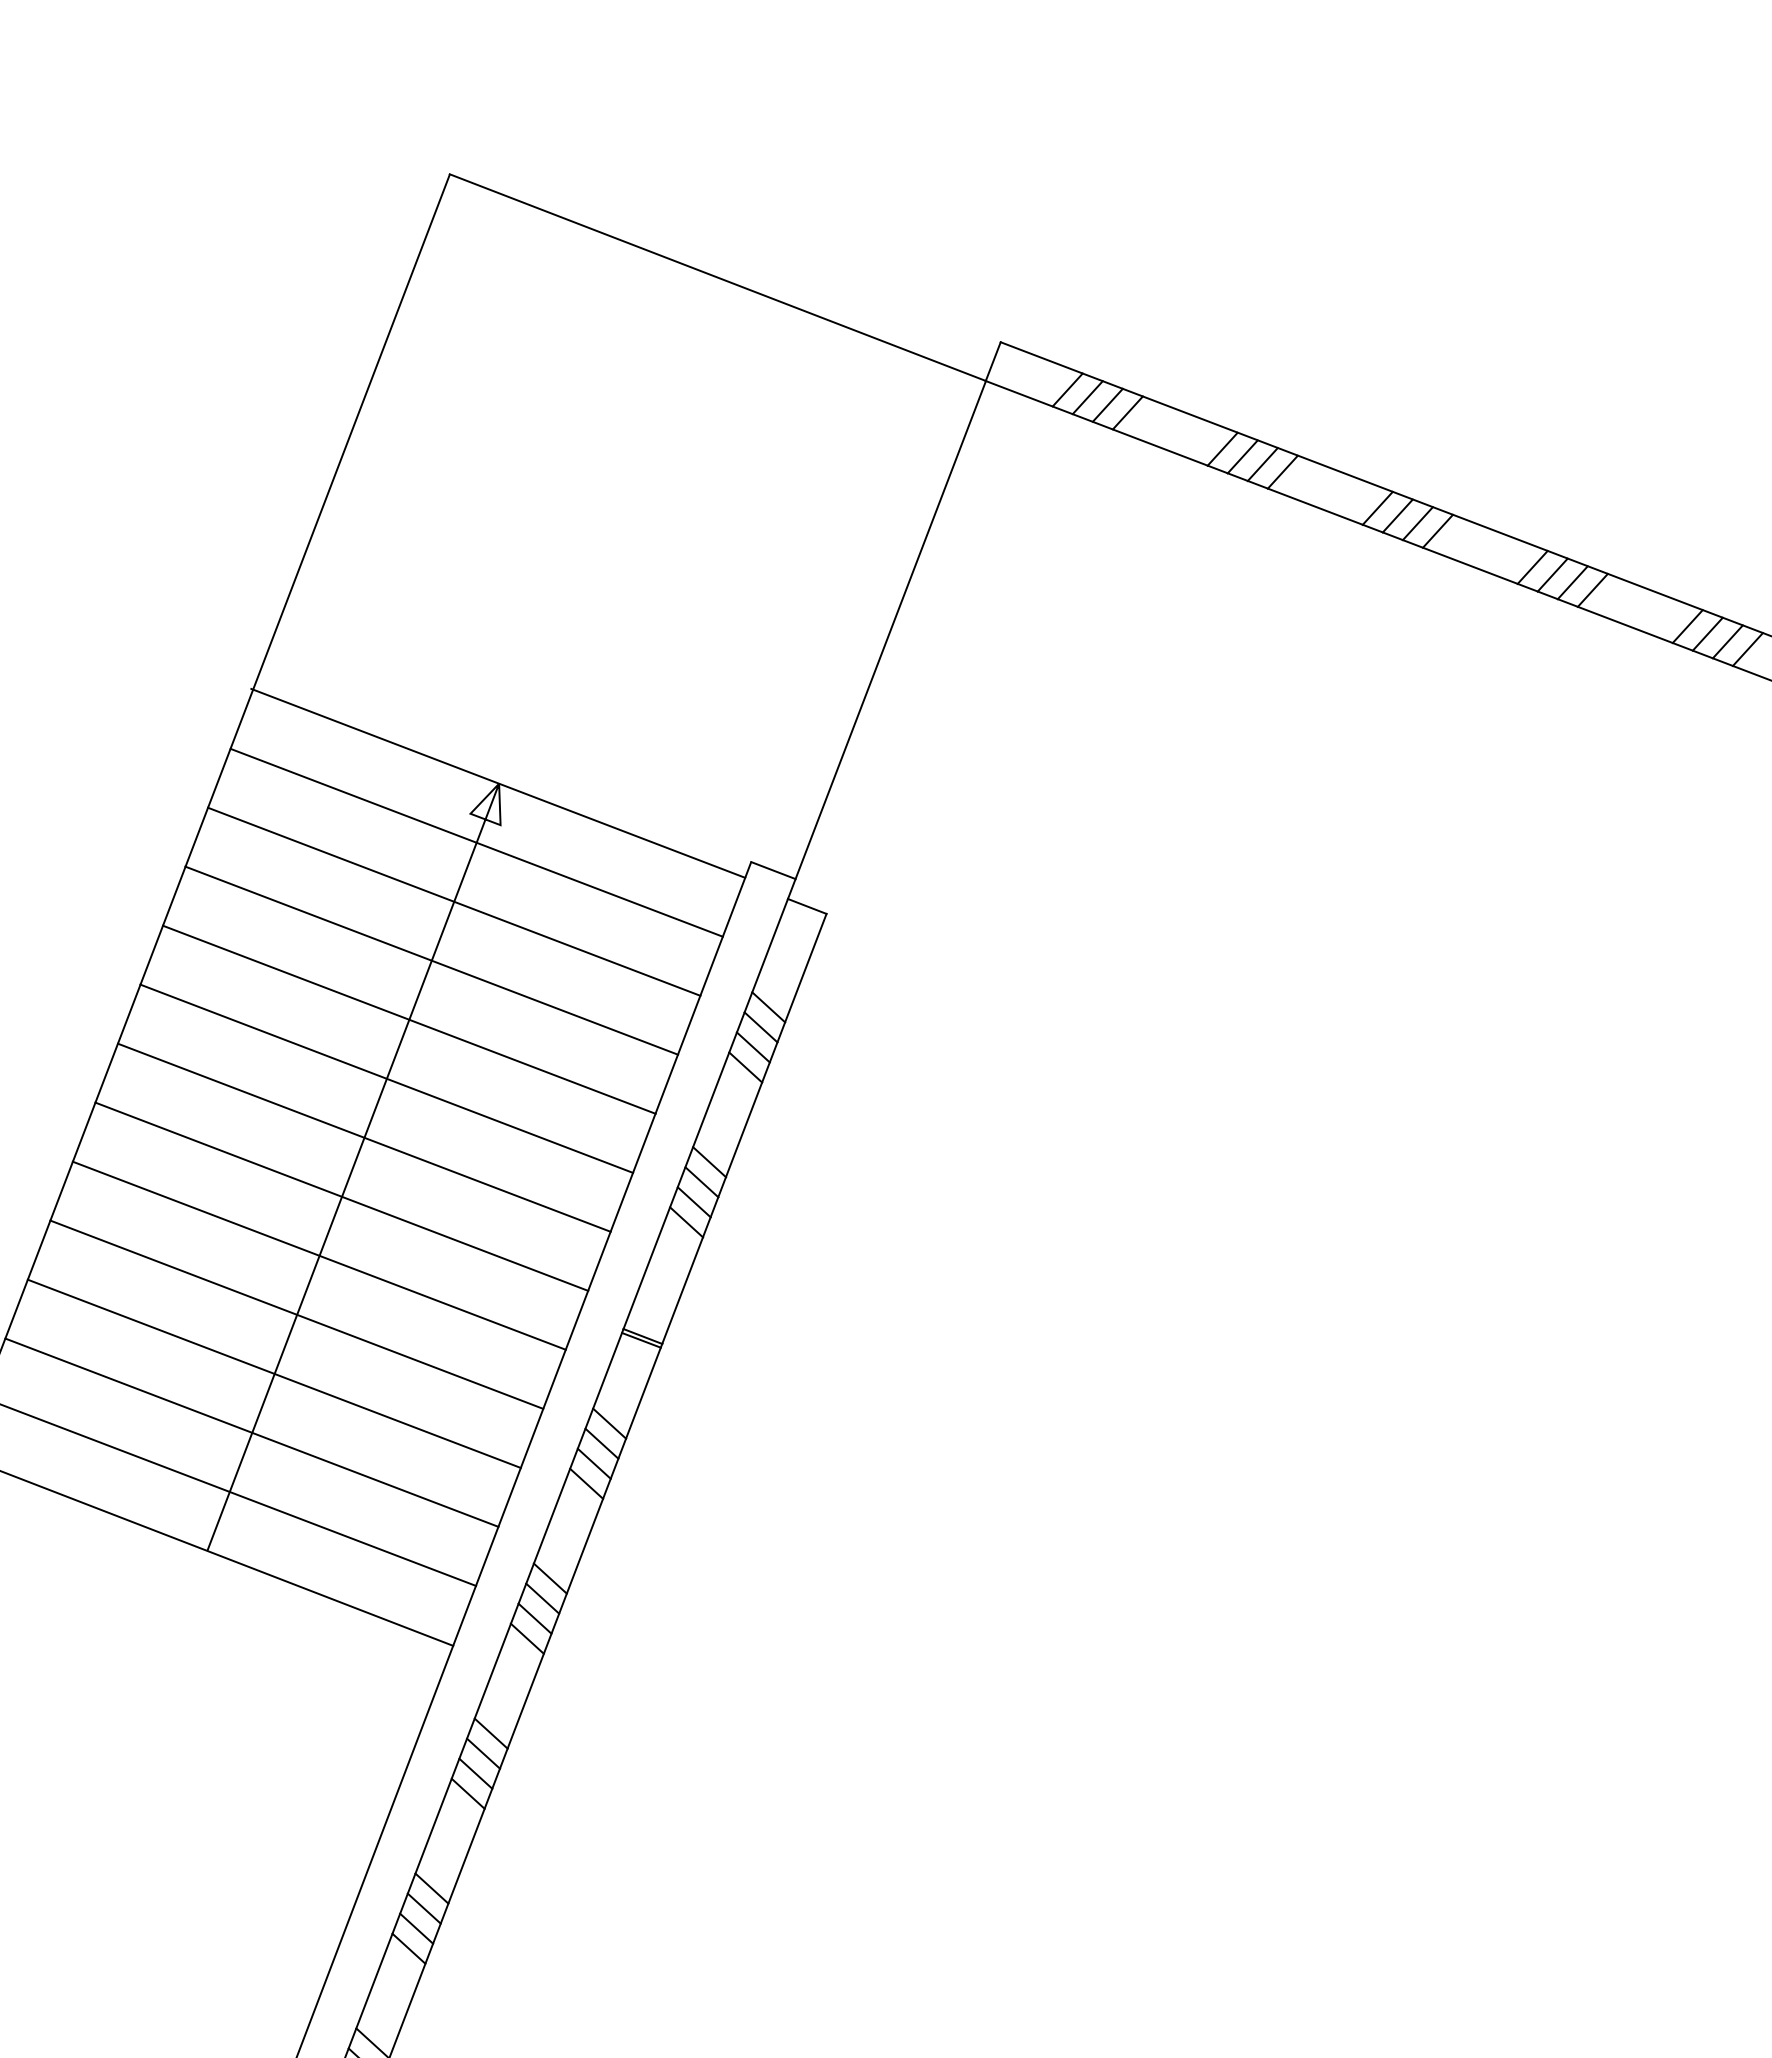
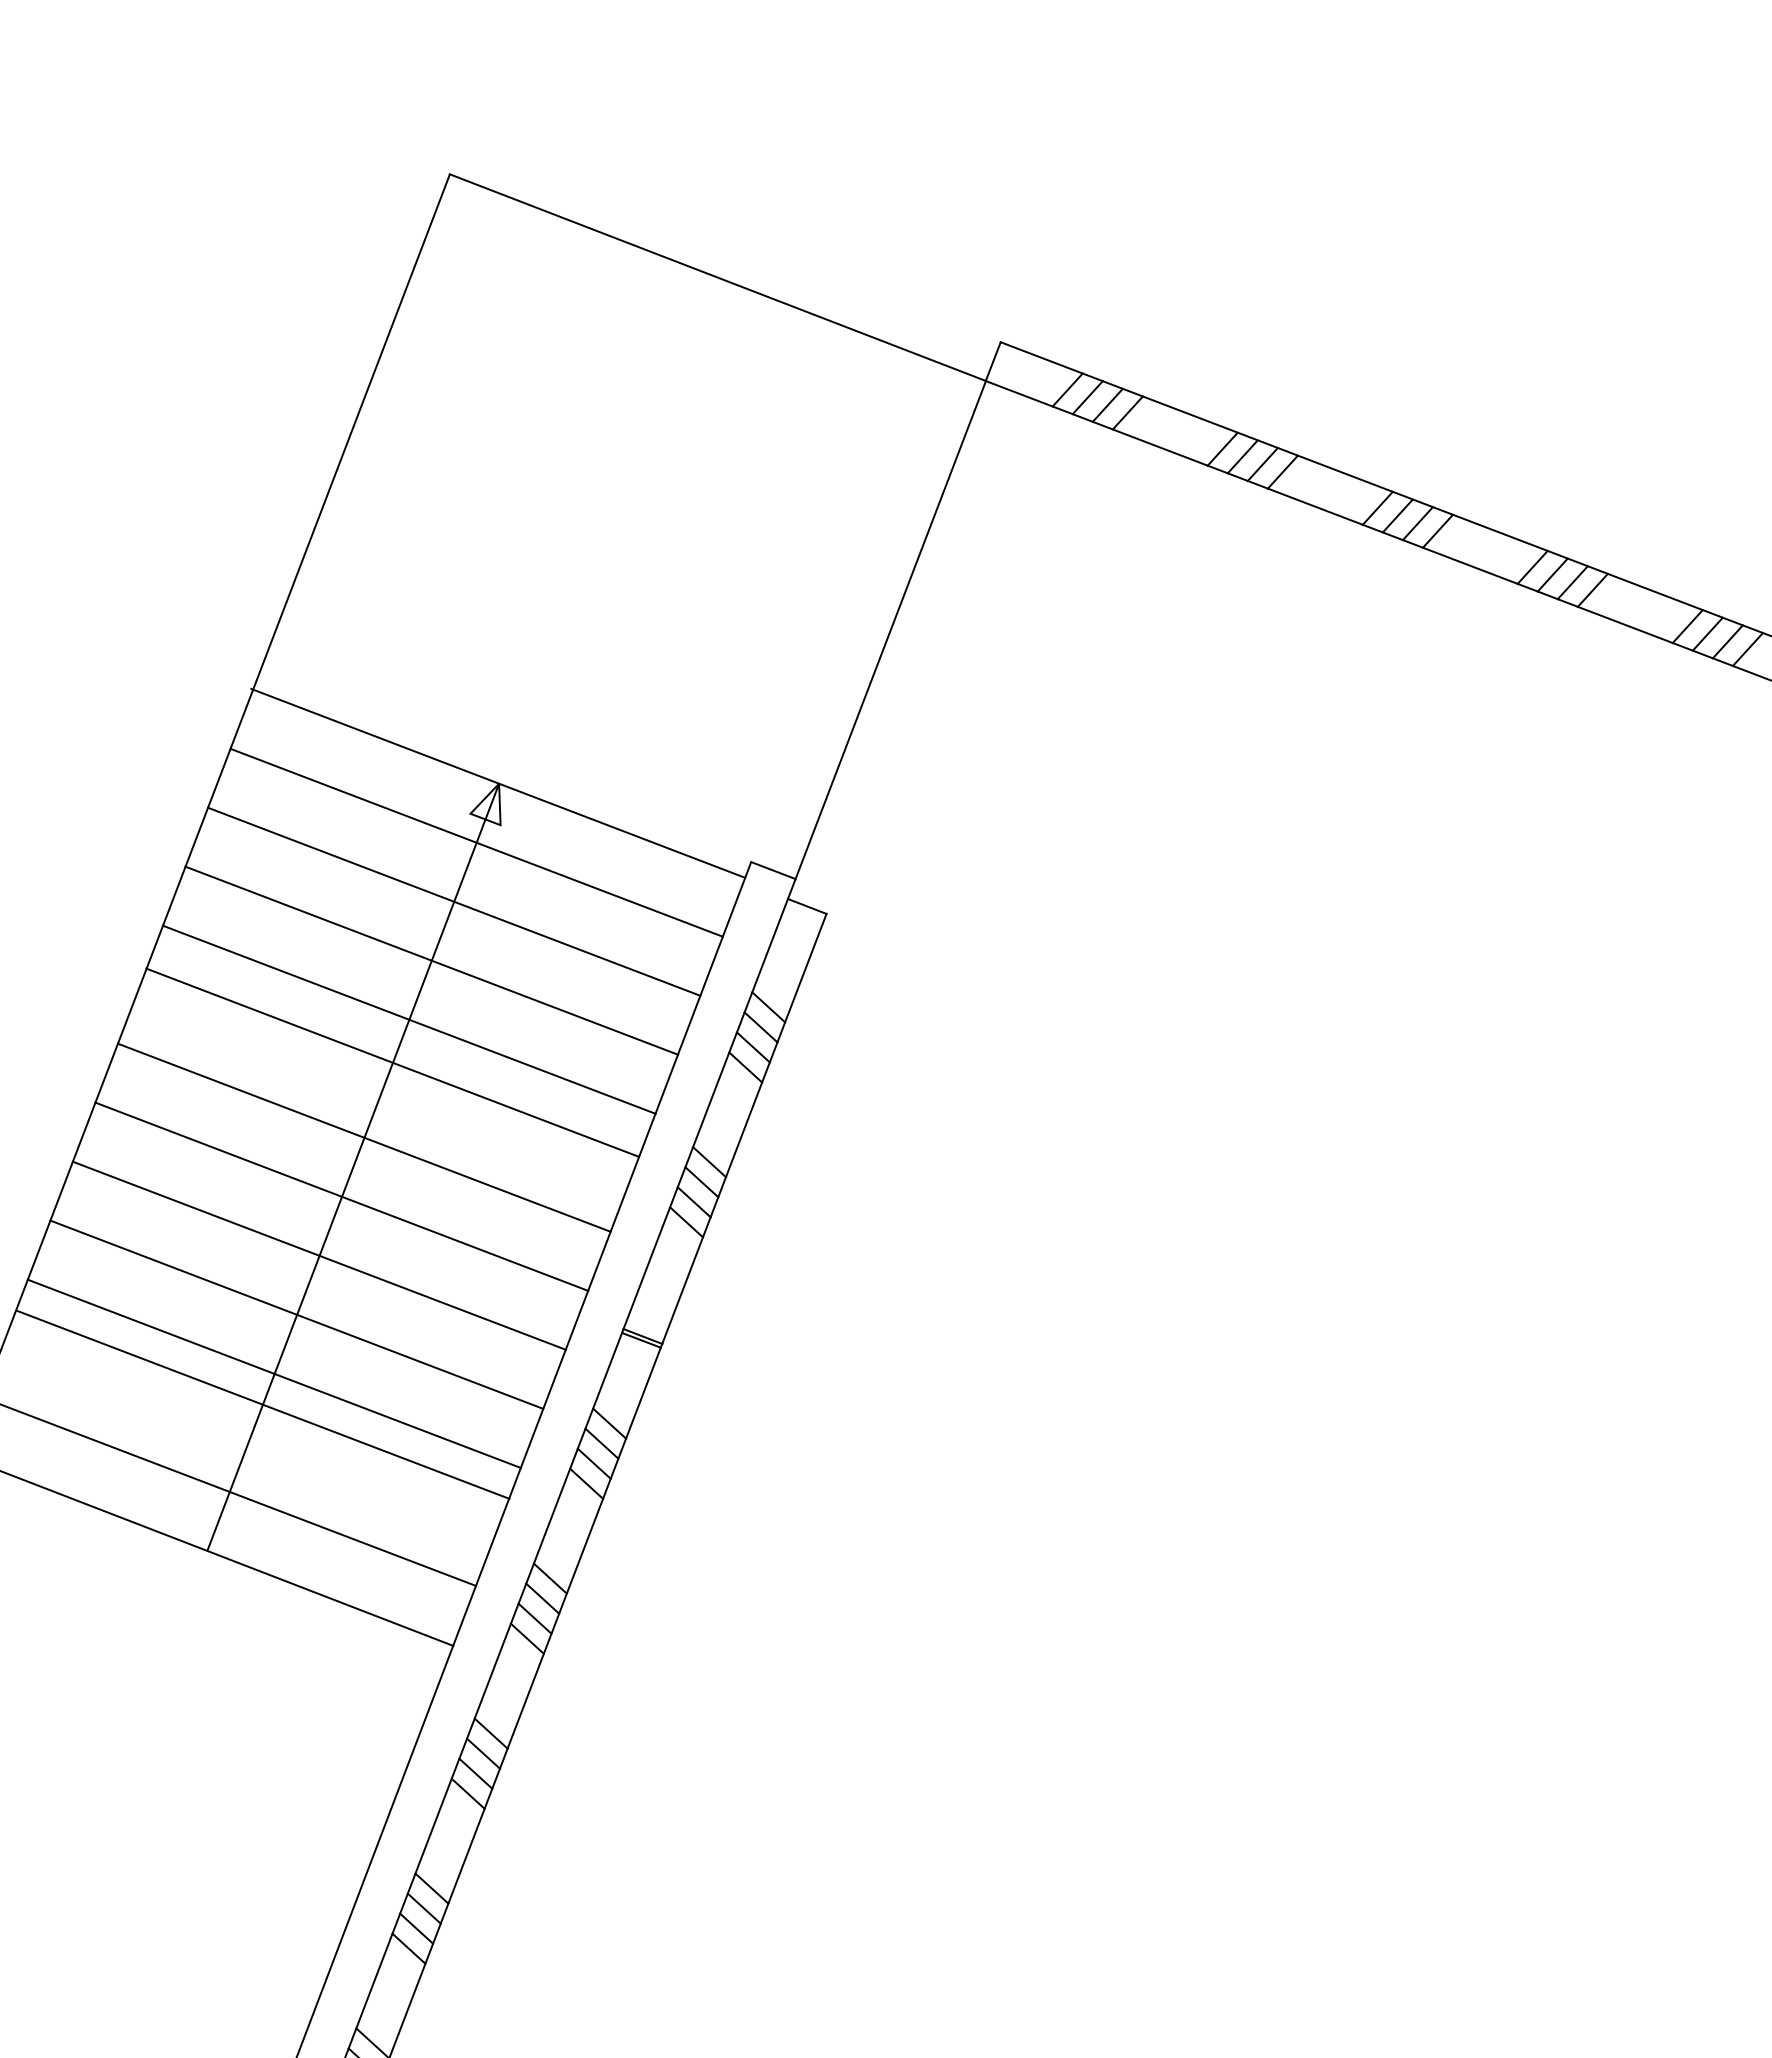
line position: (386, 1078) -> (392, 1062) (392, 1062)
line position: (251, 1432) -> (262, 1404) (262, 1404)
